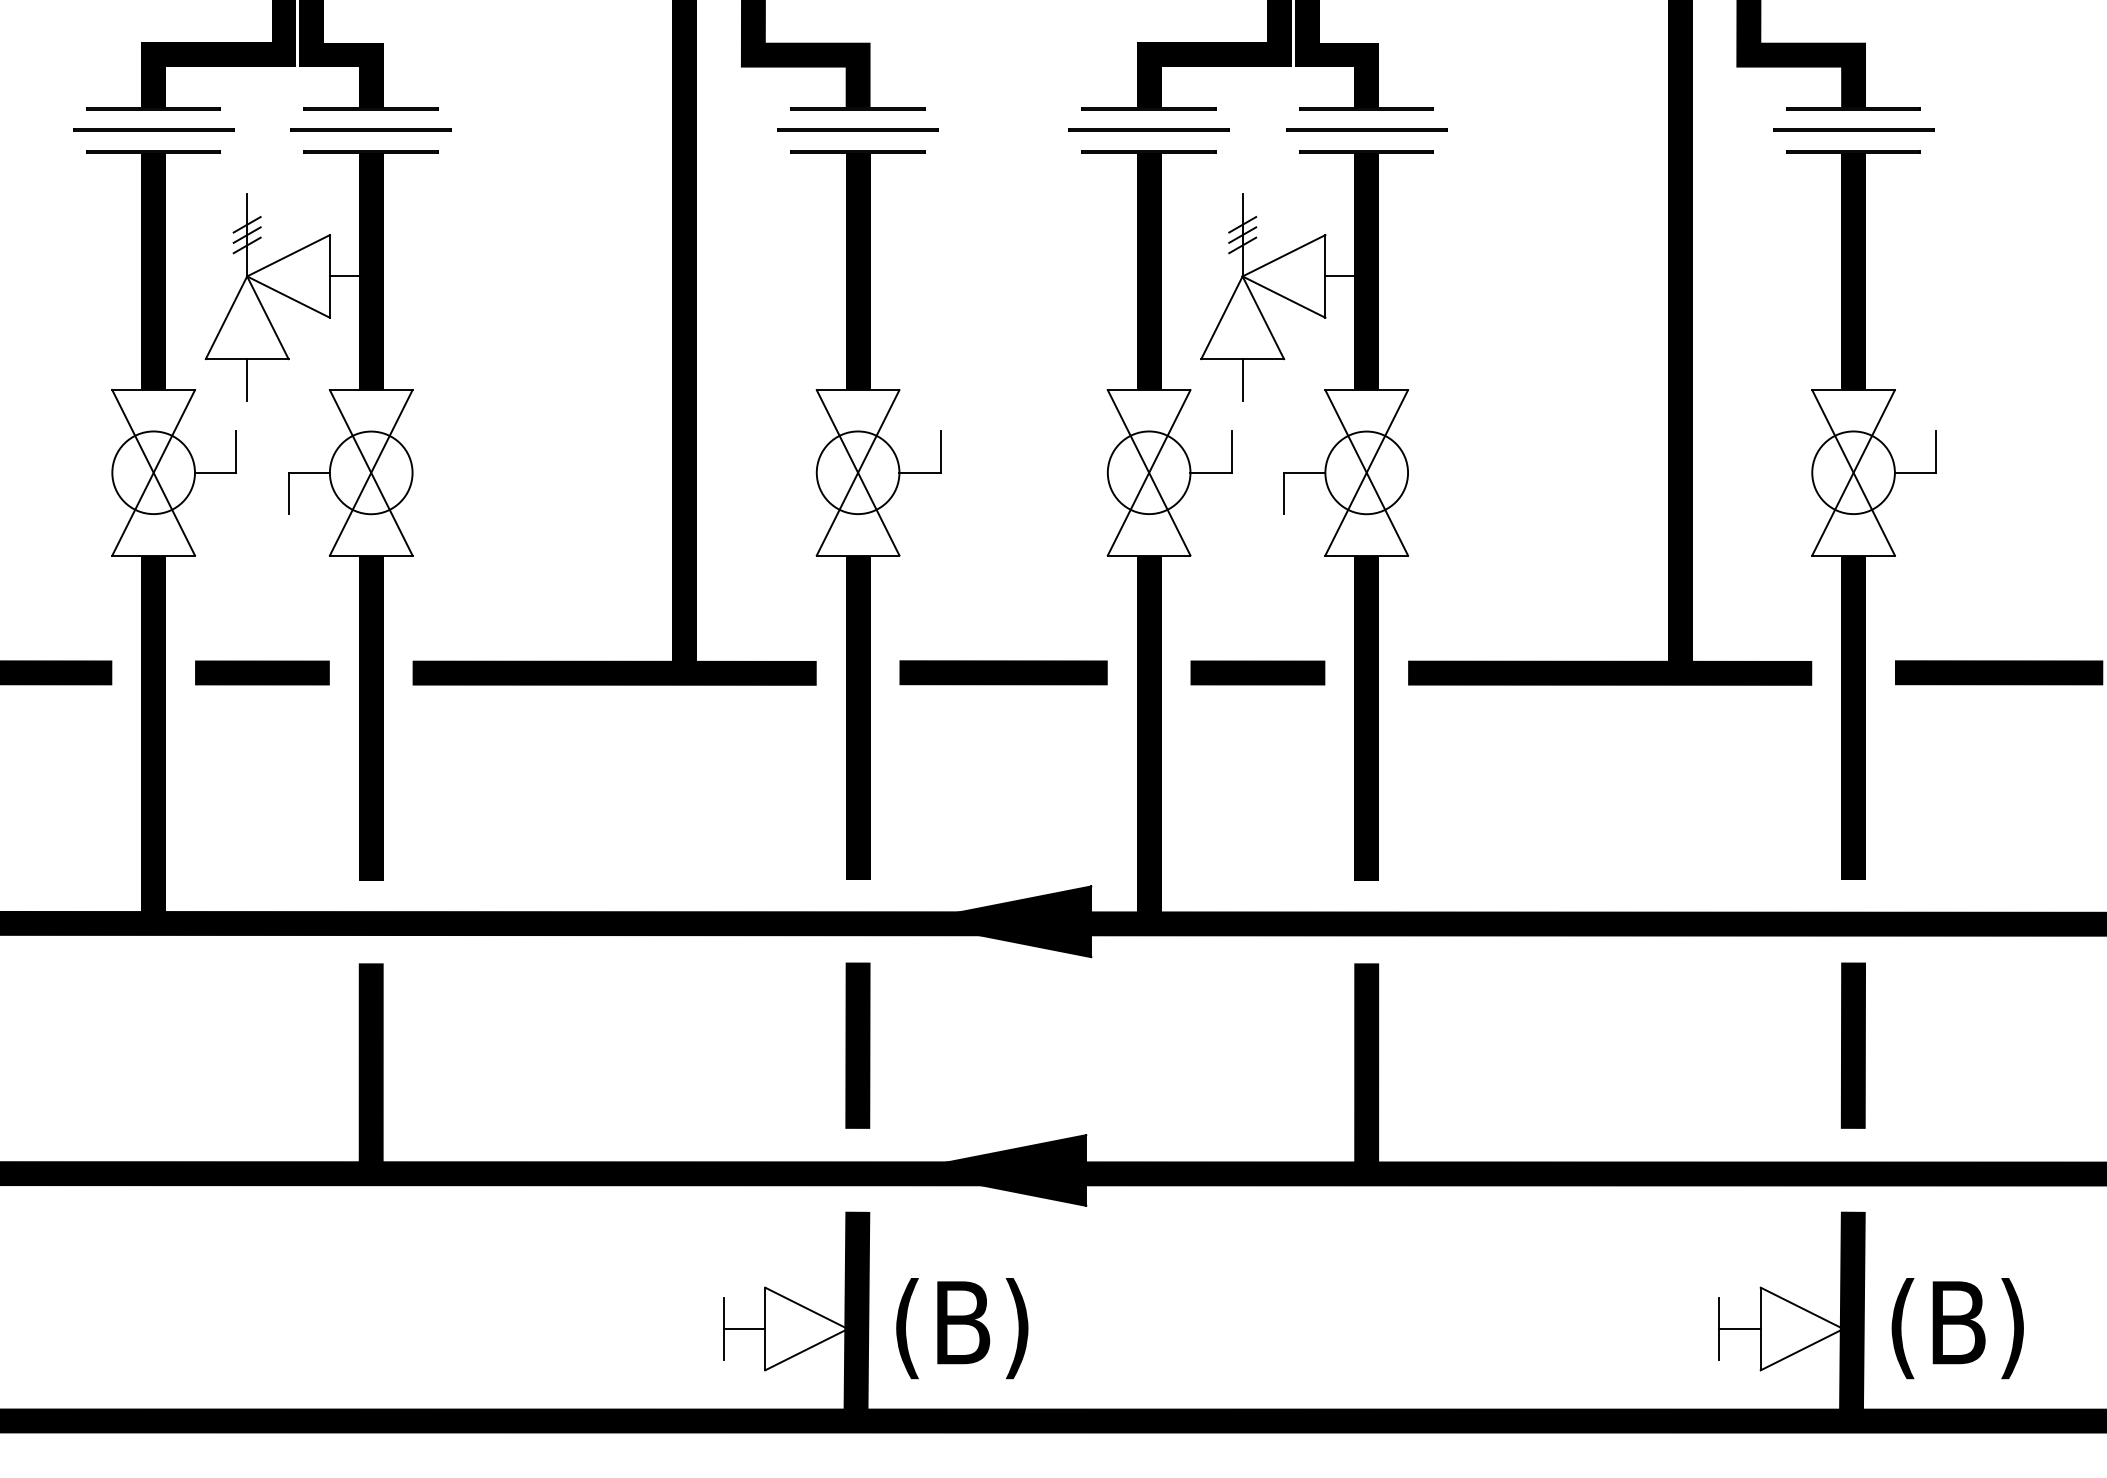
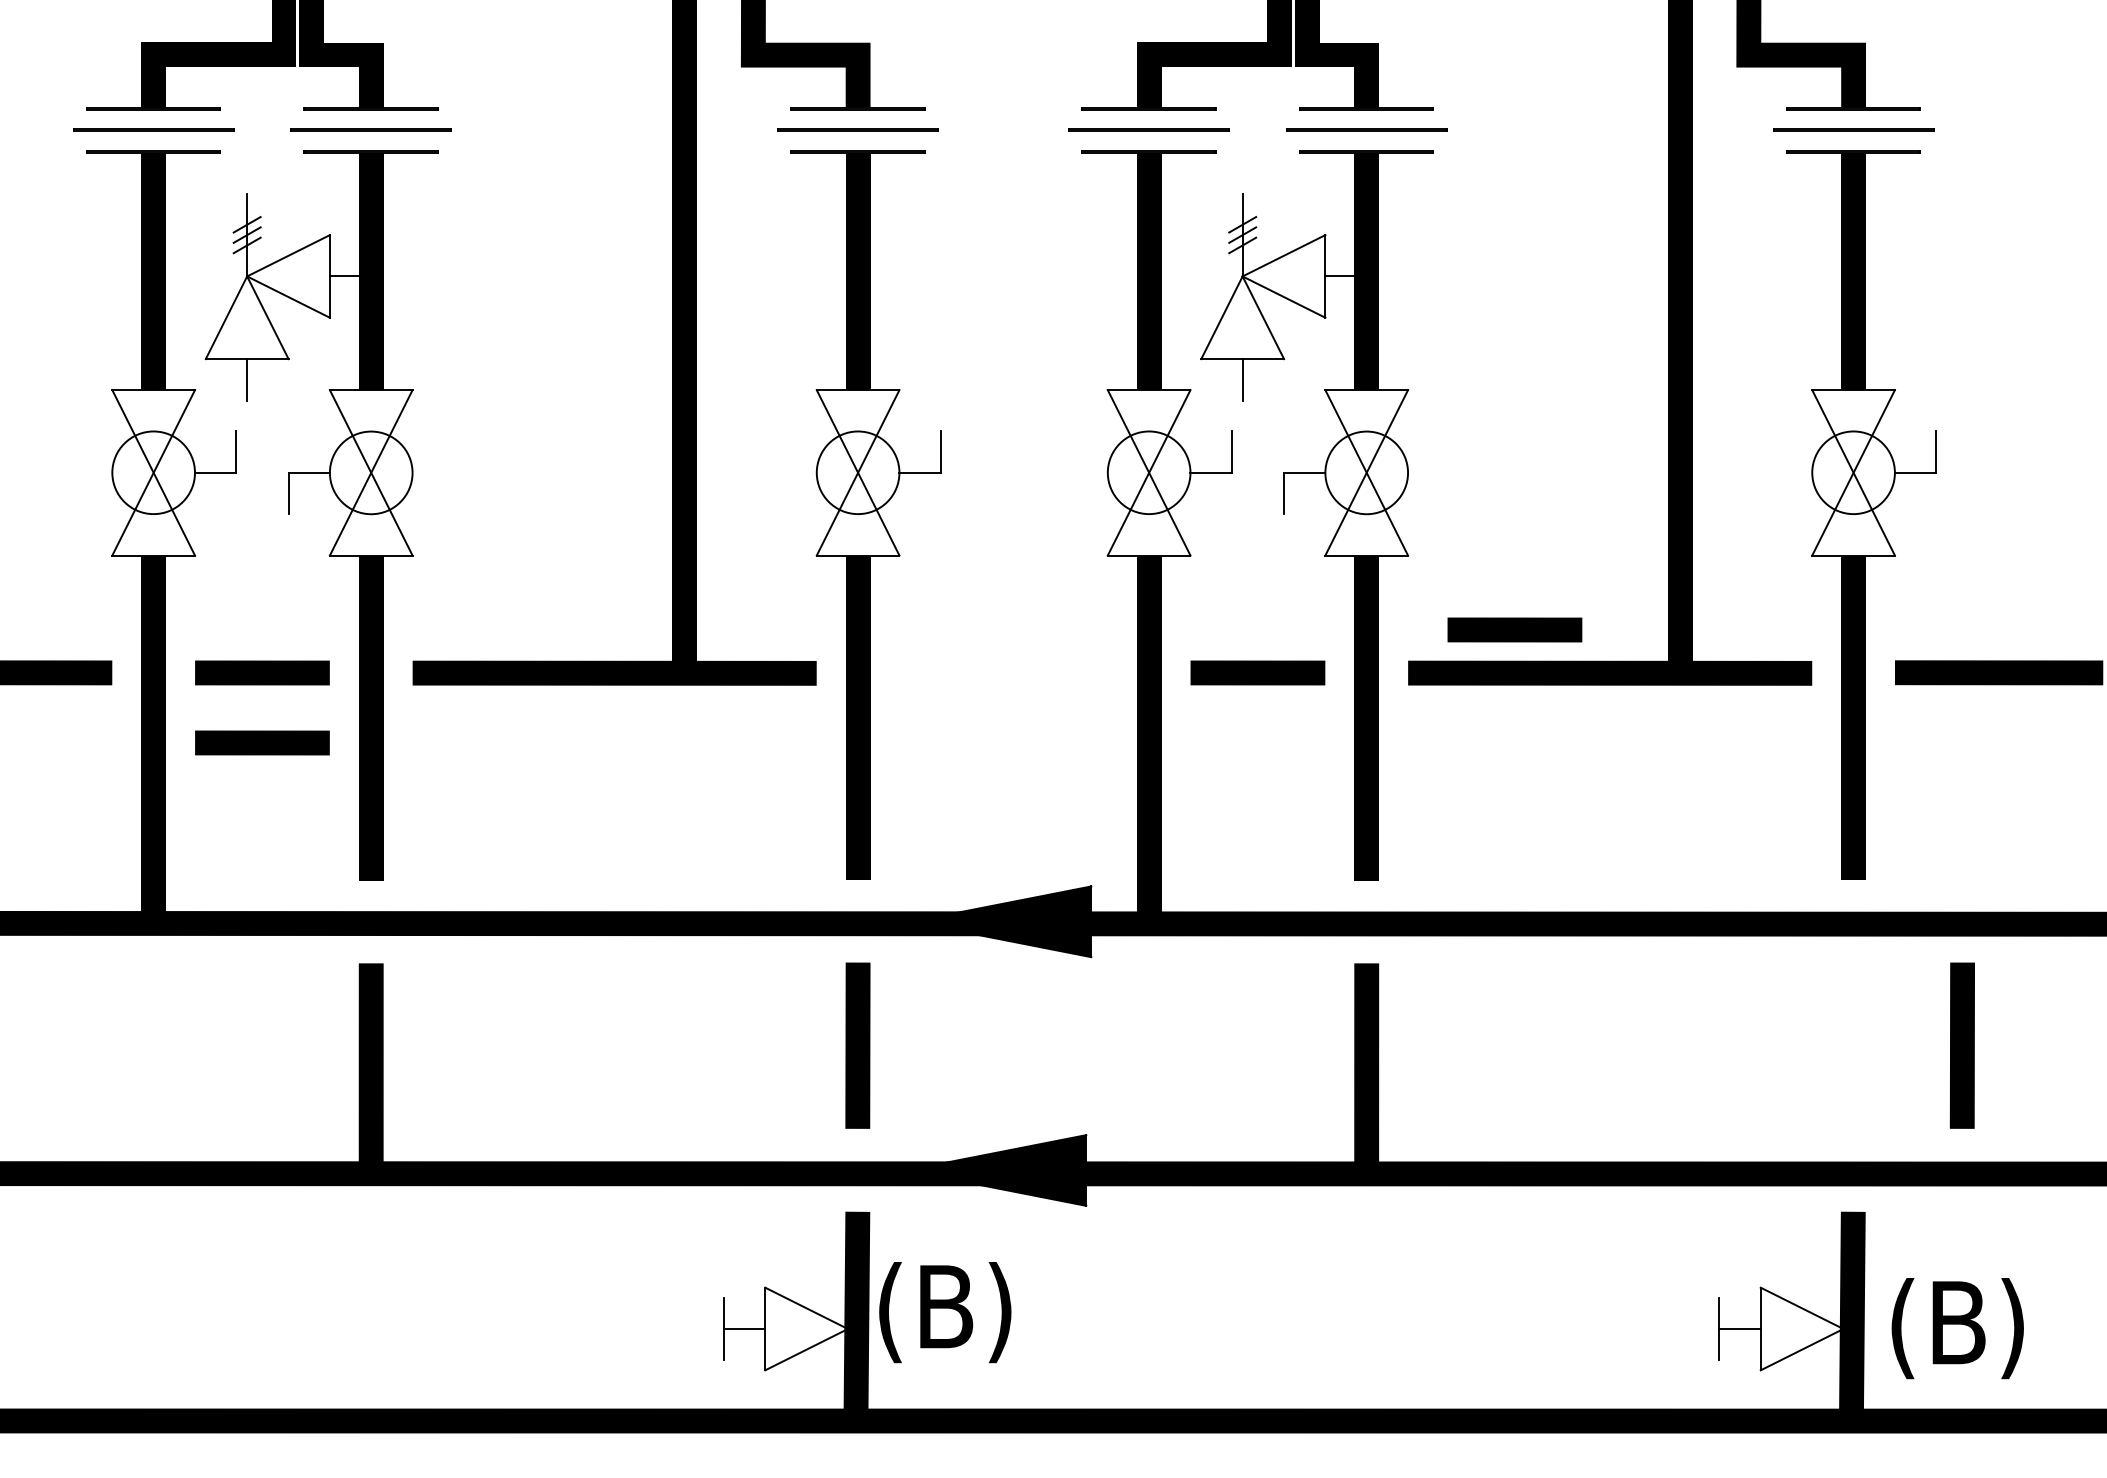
line: none -> present (1514, 629)
line: present -> none (1003, 672)
line: none -> present (262, 742)
line position: (1852, 1045) -> (1961, 1045) (1961, 1045)
text position: (962, 1328) -> (945, 1312) (945, 1312)
